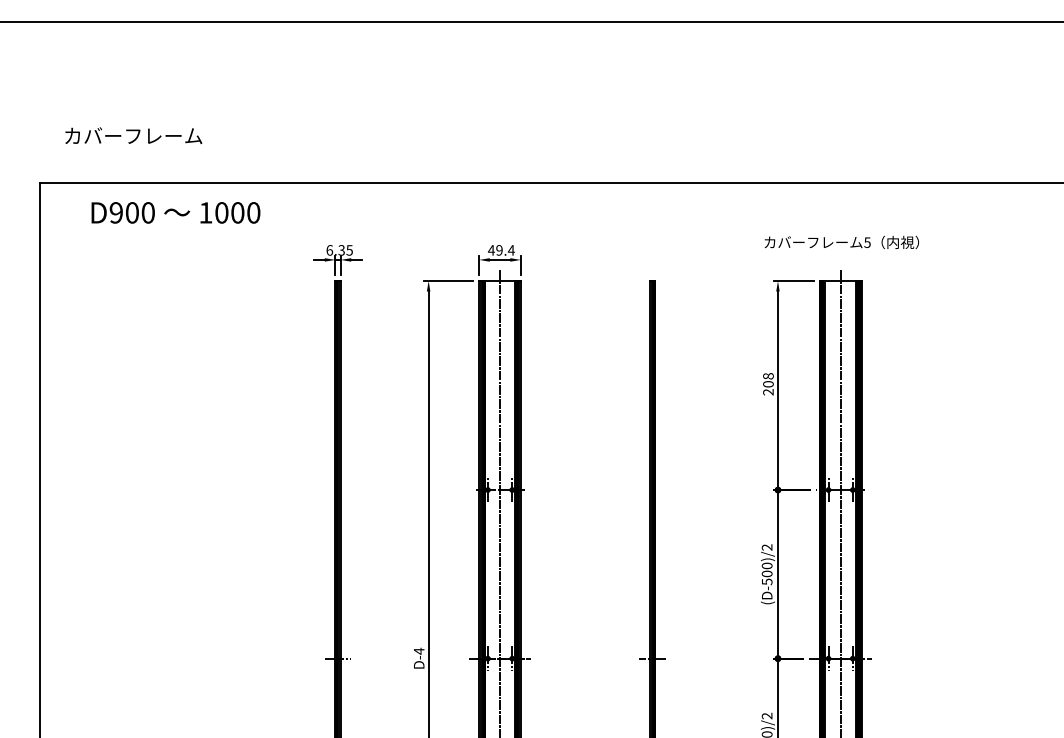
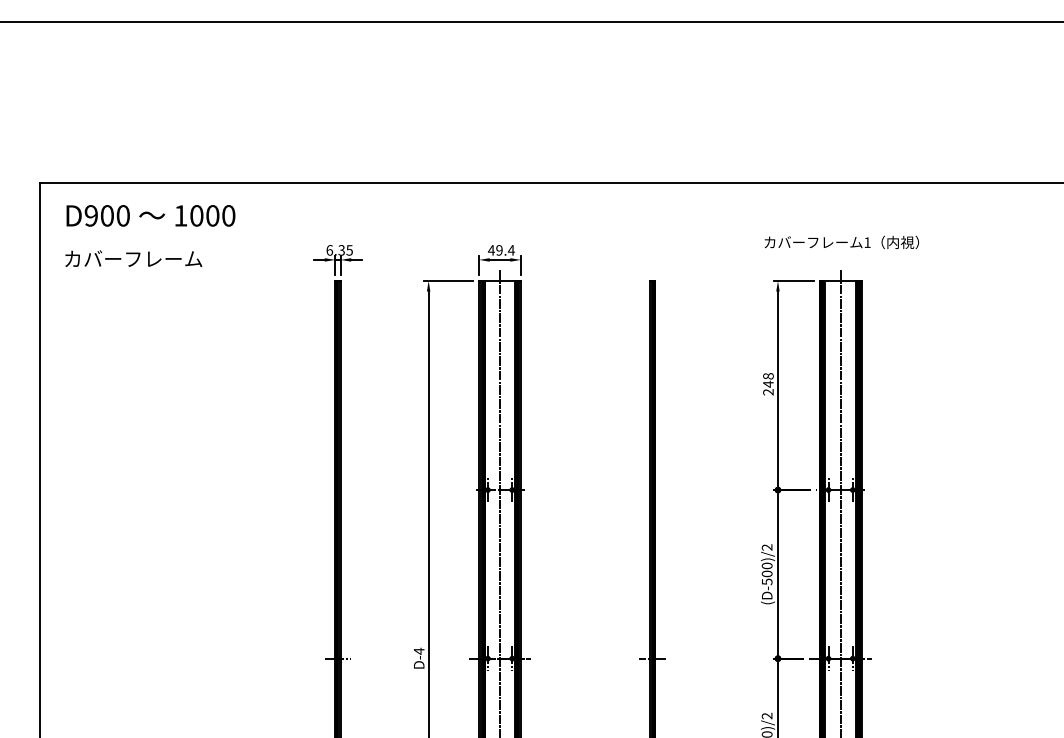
text position: (133, 135) -> (133, 258) (133, 258)
text position: (175, 212) -> (150, 215) (150, 215)
text: 5 -> 1 (867, 242)
text: 208 -> 248 (768, 383)
